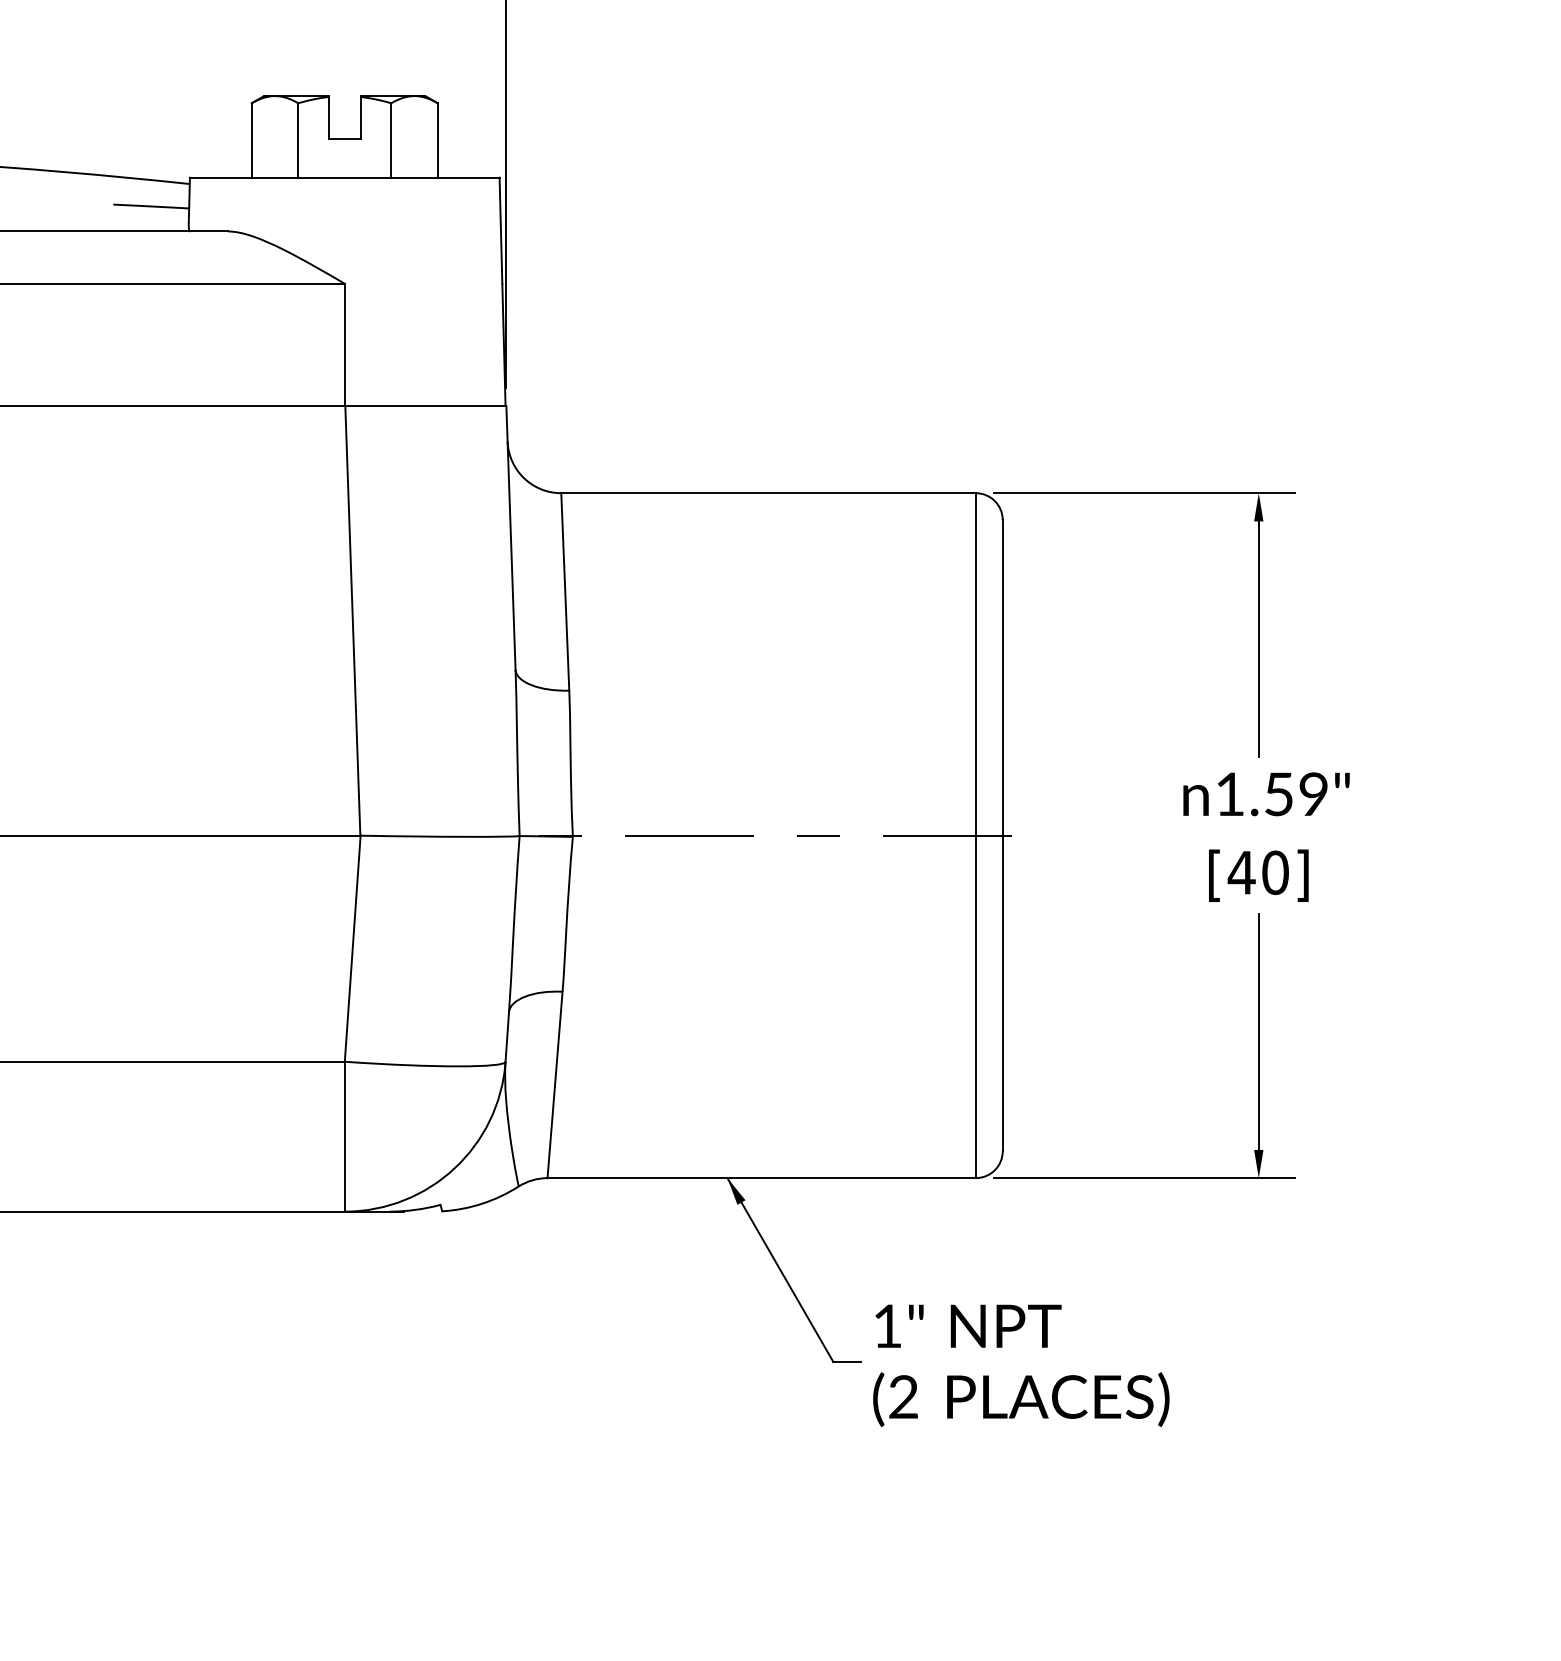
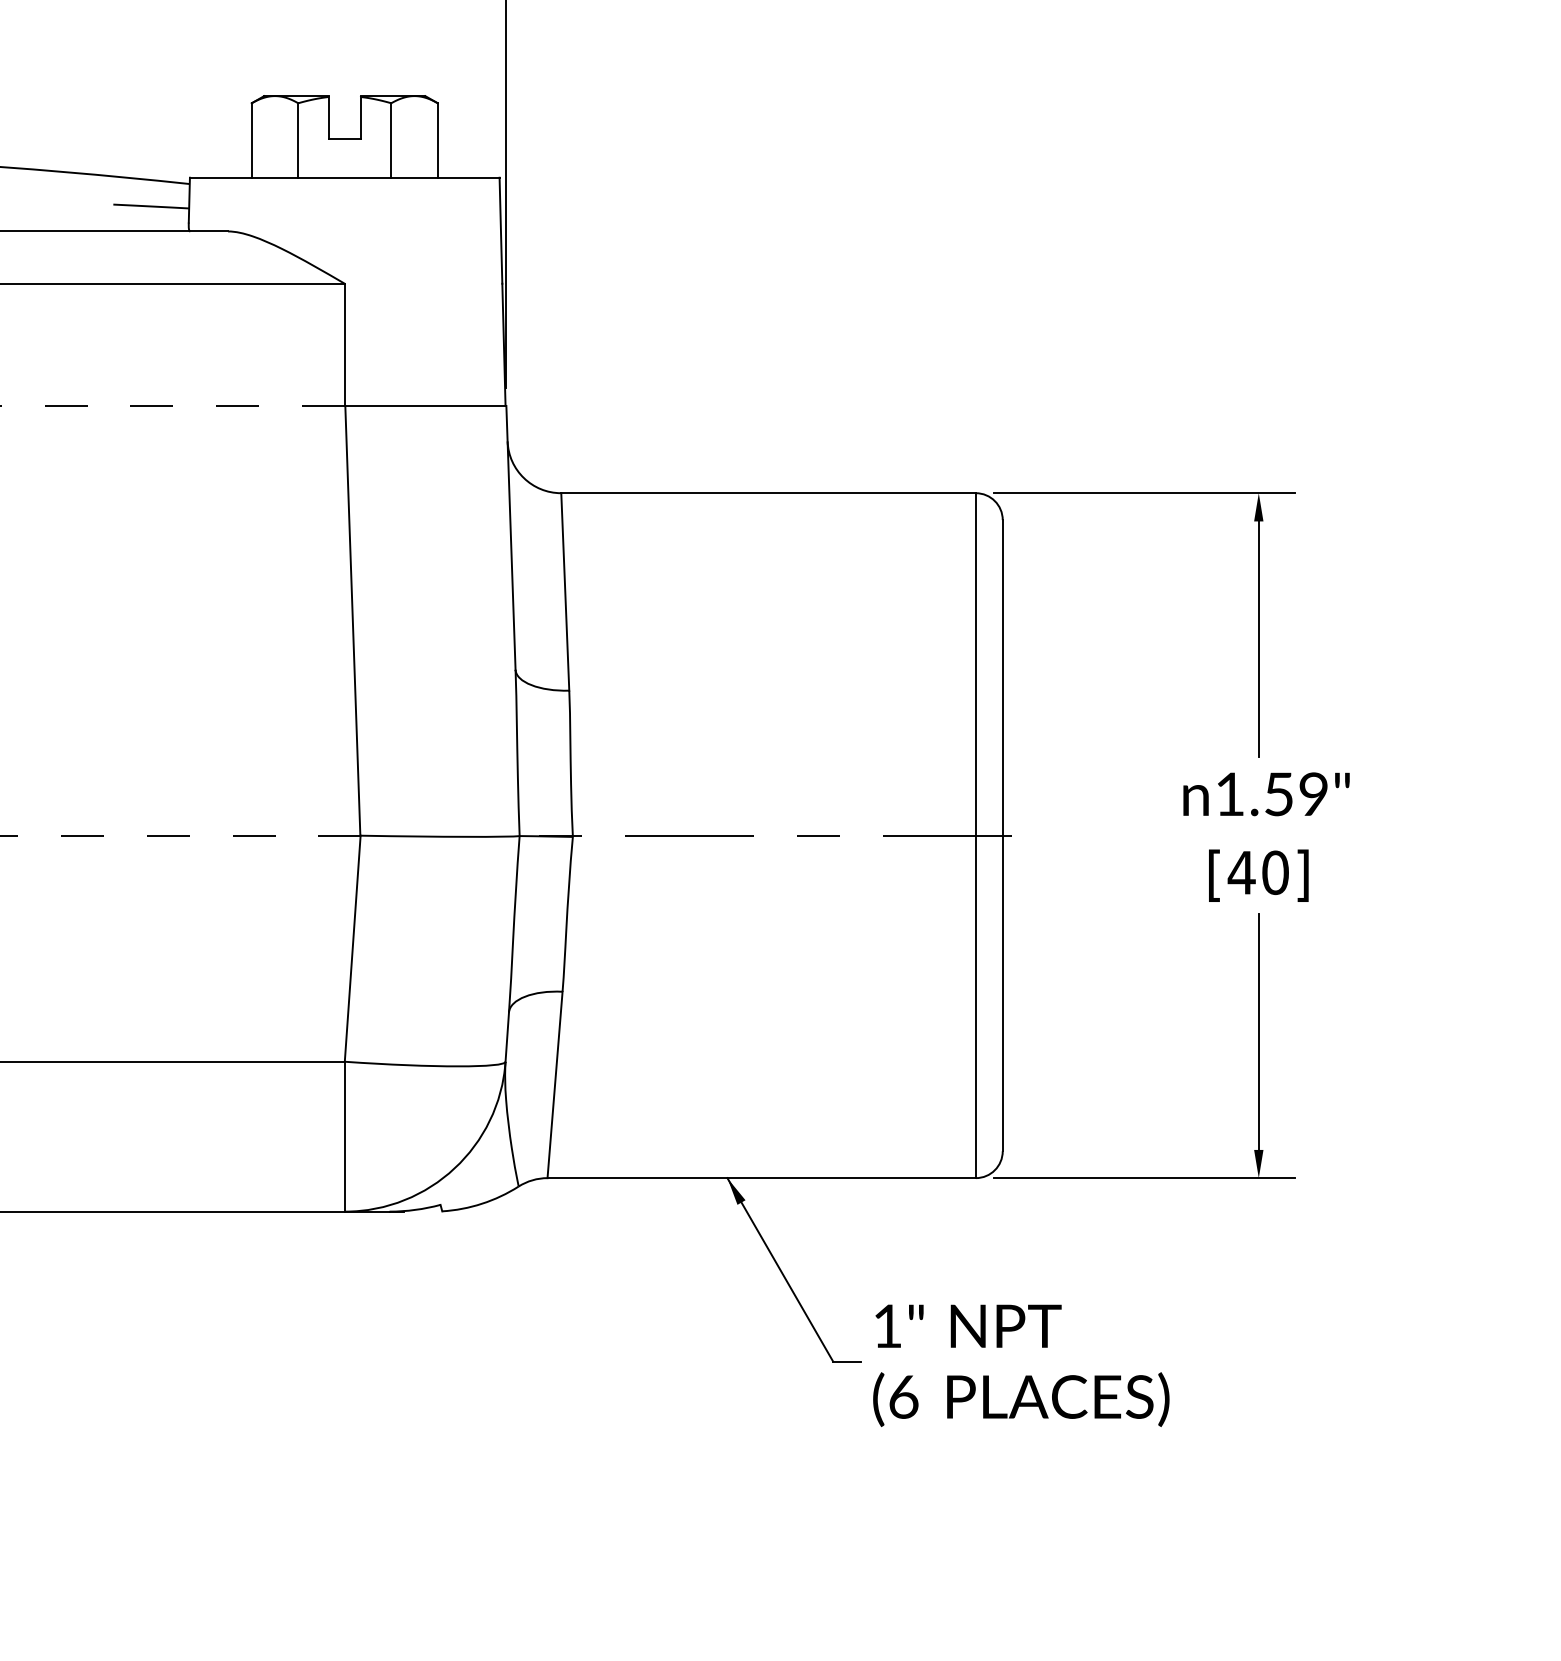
line: solid -> dashed (172, 405)
line: solid -> dashed (180, 835)
text: (2 -> (6 (903, 1396)
